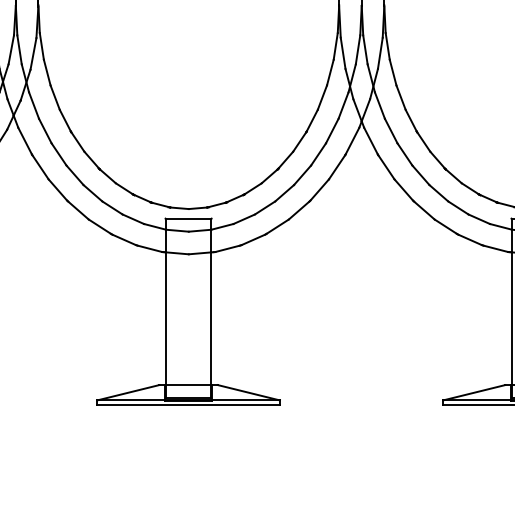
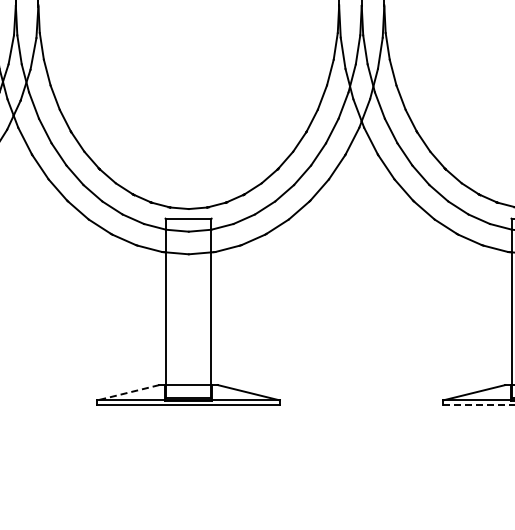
line: solid -> dashed (127, 392)
line: solid -> dashed (479, 404)
